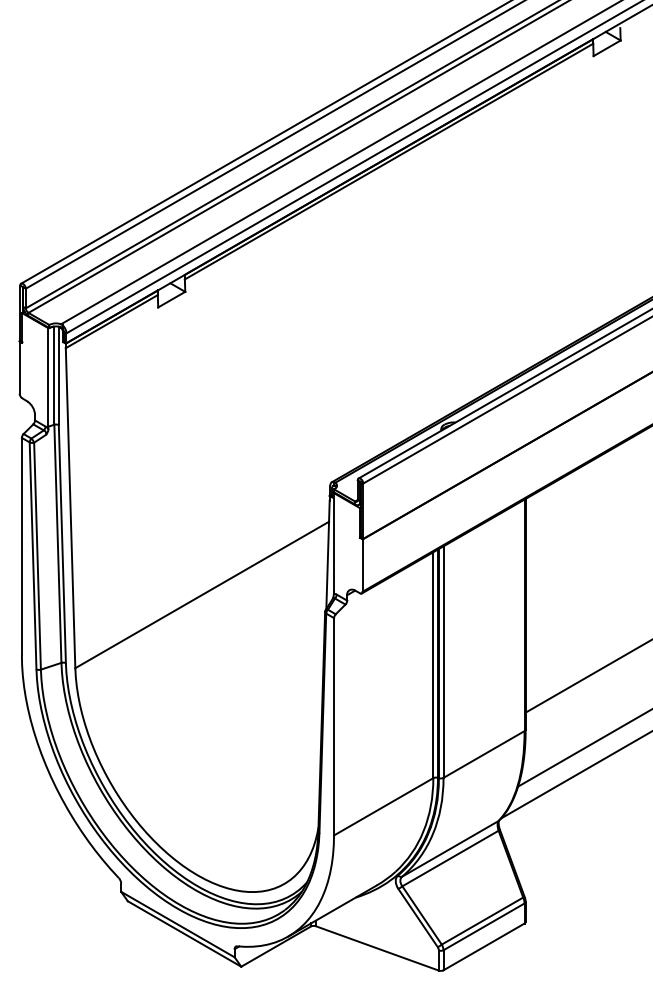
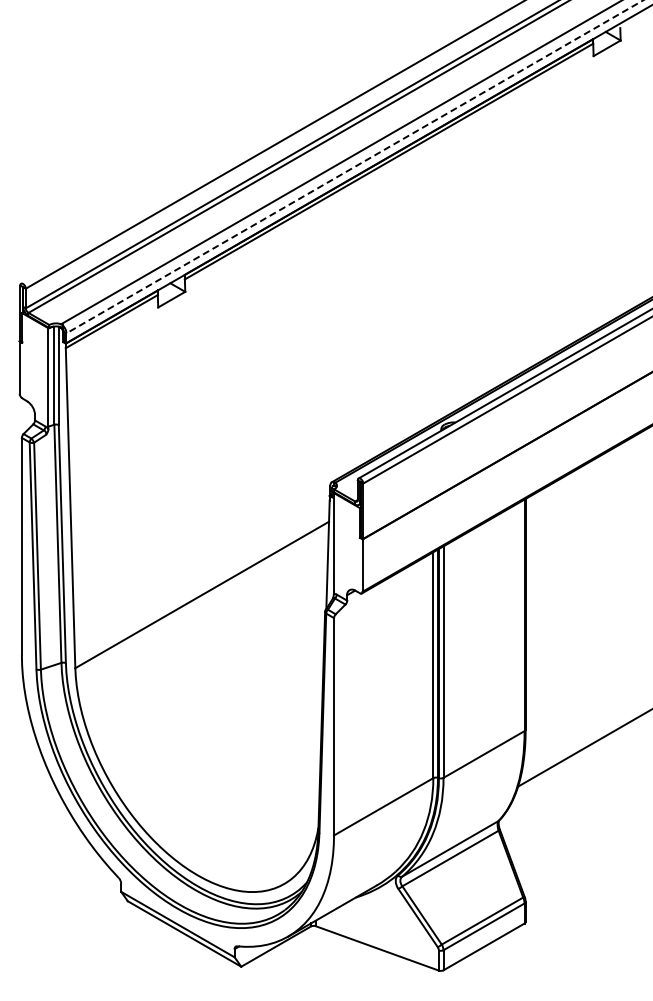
line: present -> none (264, 142)
line: solid -> dashed (354, 166)
line: present -> none (587, 676)
line: present -> none (575, 775)
